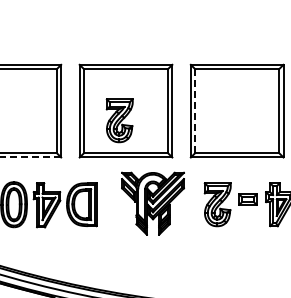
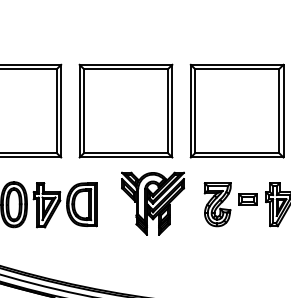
line: dashed -> solid (195, 111)
part: present -> none (119, 120)
line: dashed -> solid (30, 157)
